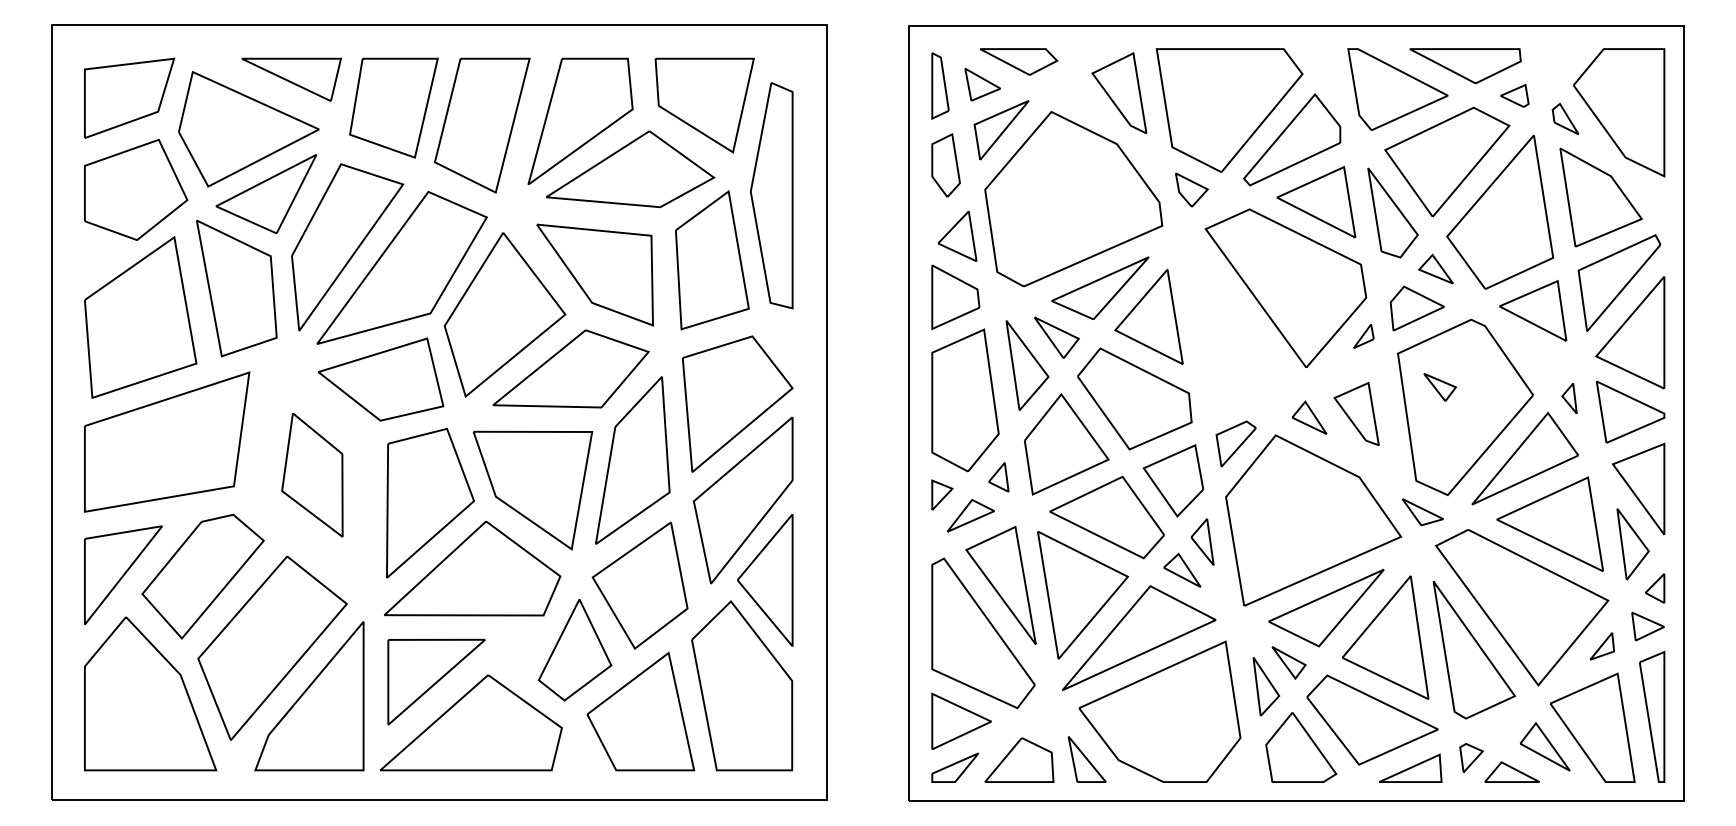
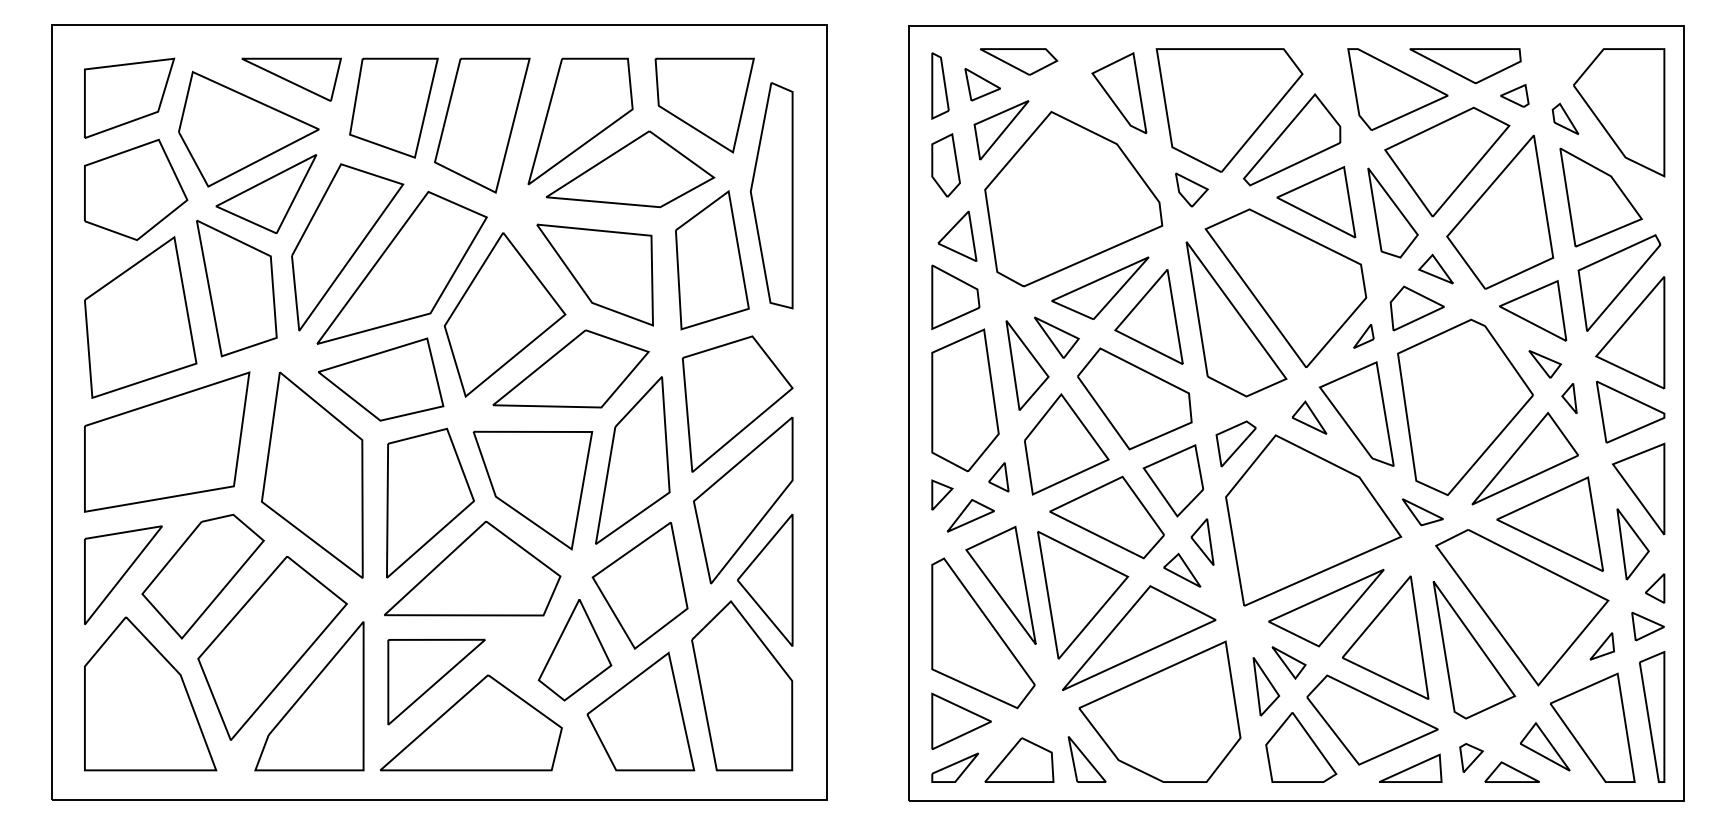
part: none -> present (1236, 319)
part position: (1439, 387) -> (1544, 364) (1544, 364)
part size: 47x64 px -> 77x106 px (1356, 413)
part size: 63x126 px -> 103x208 px (312, 474)
